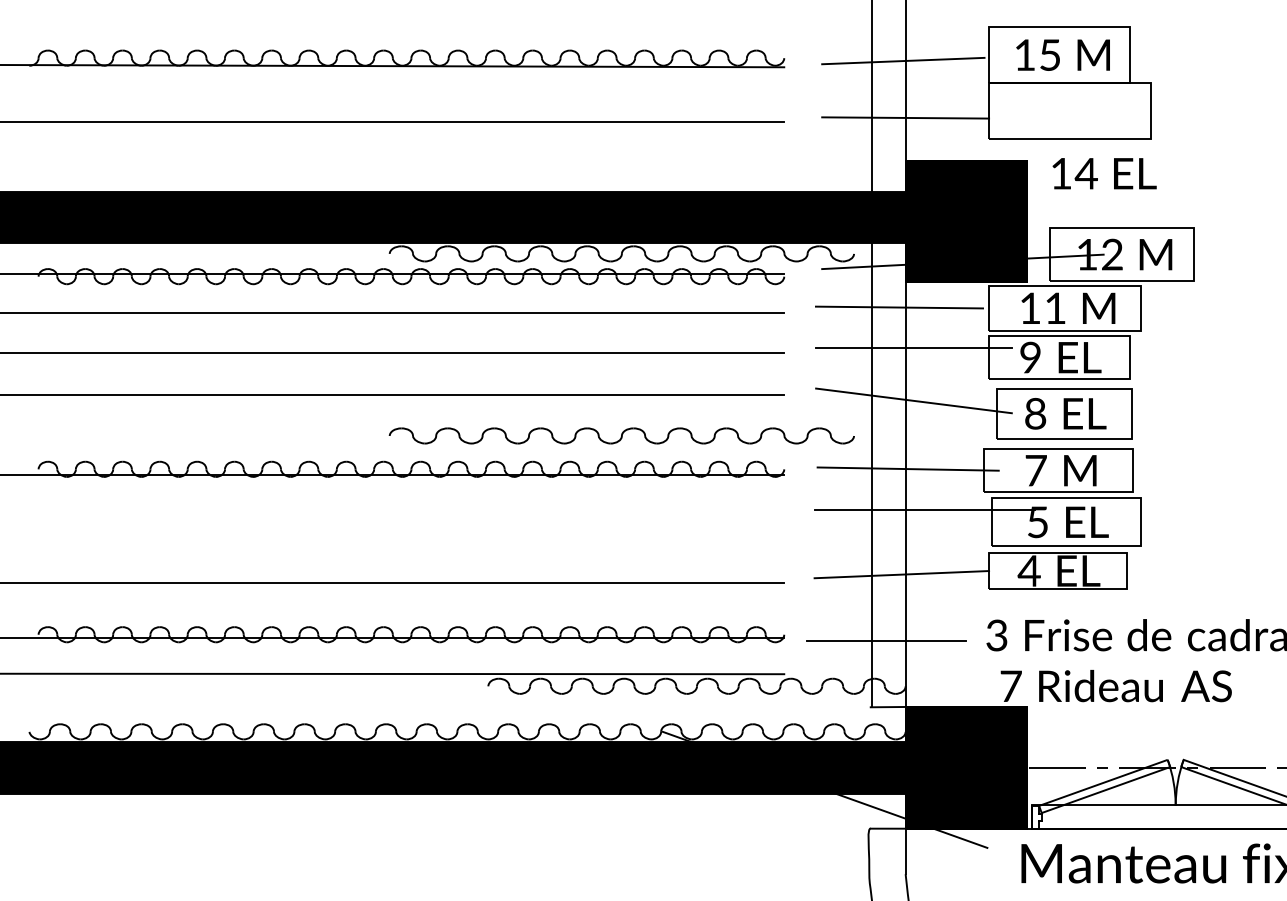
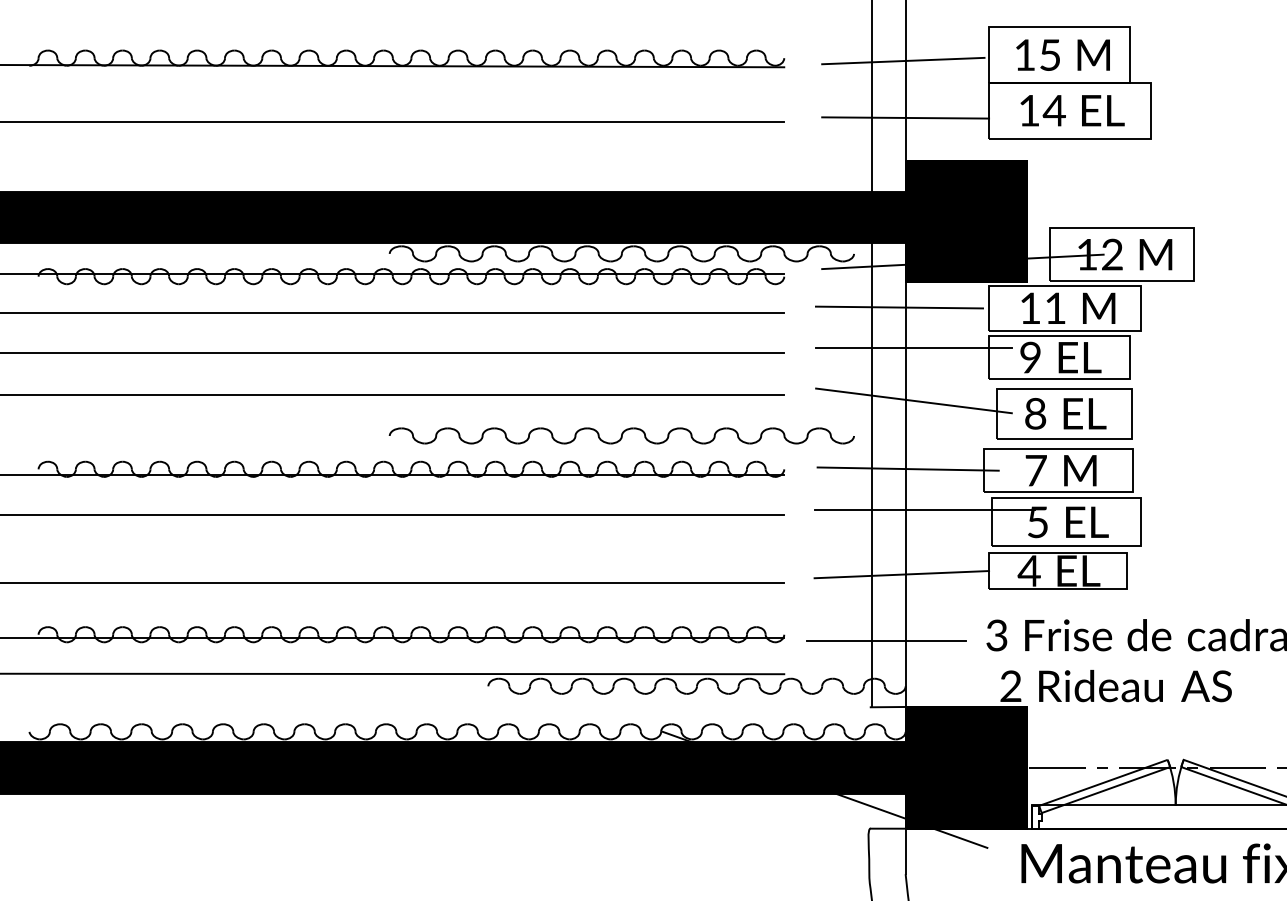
text position: (1104, 173) -> (1072, 110) (1072, 110)
line: none -> present (393, 514)
text: 7 -> 2 (1010, 685)
